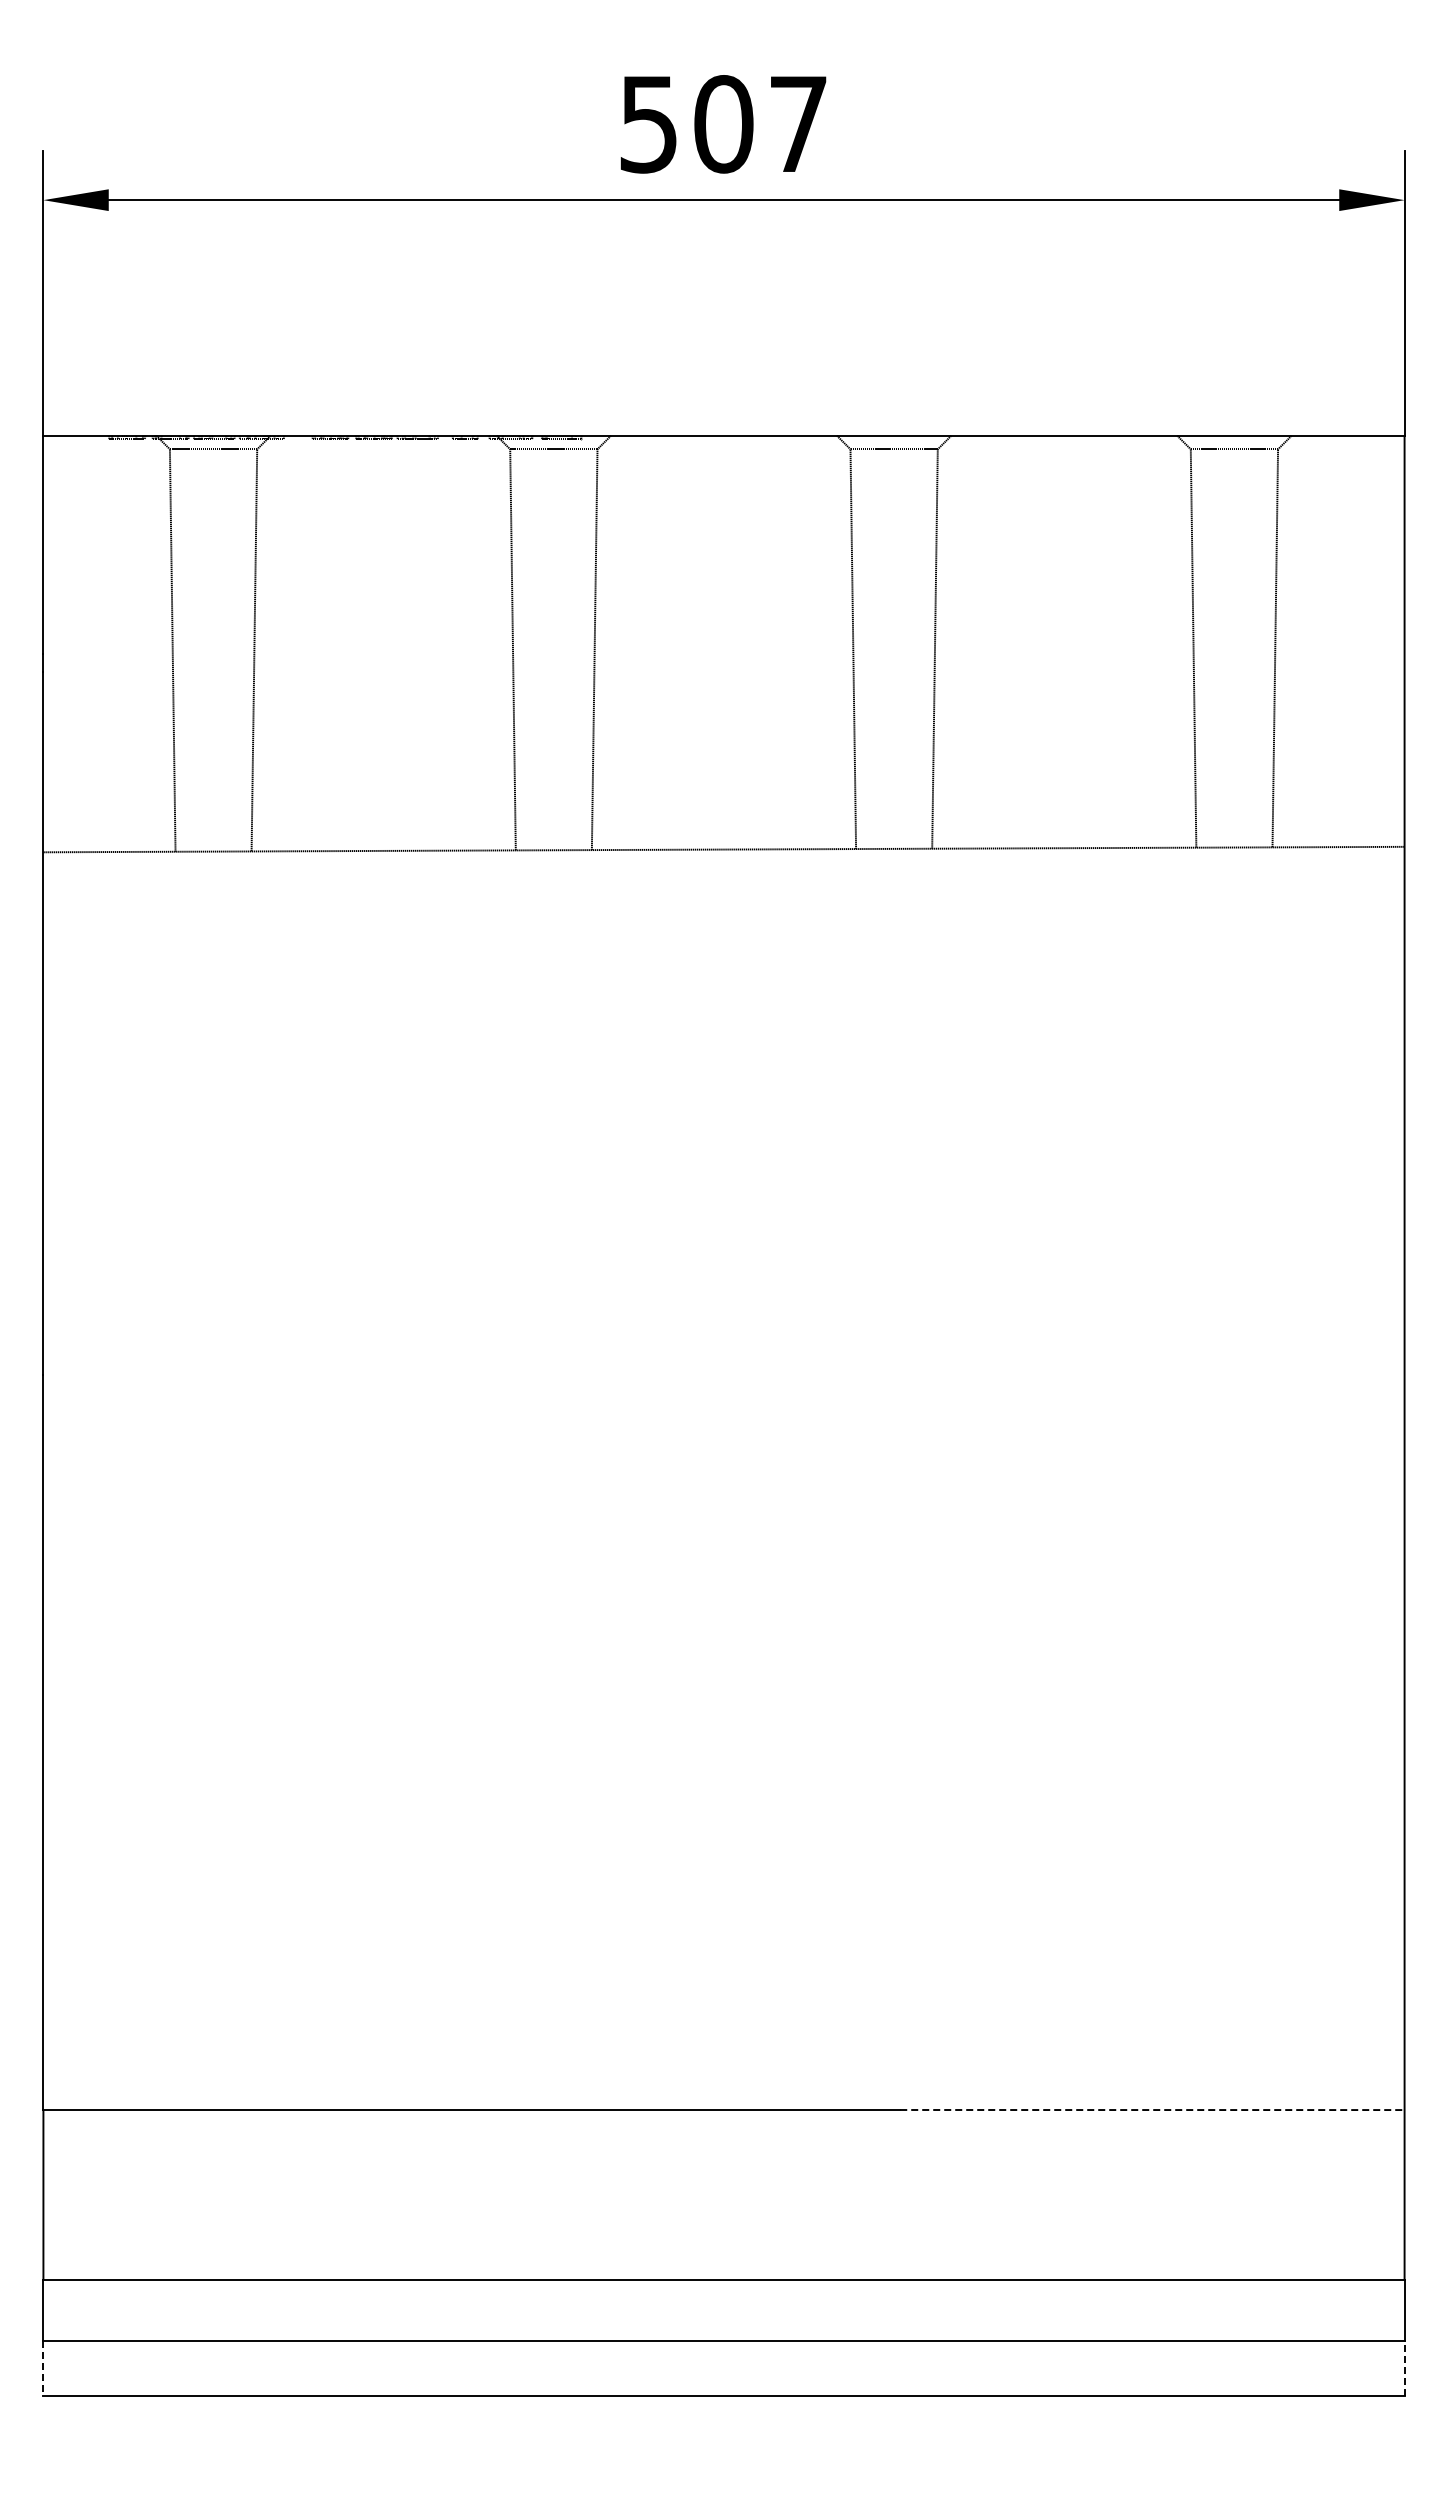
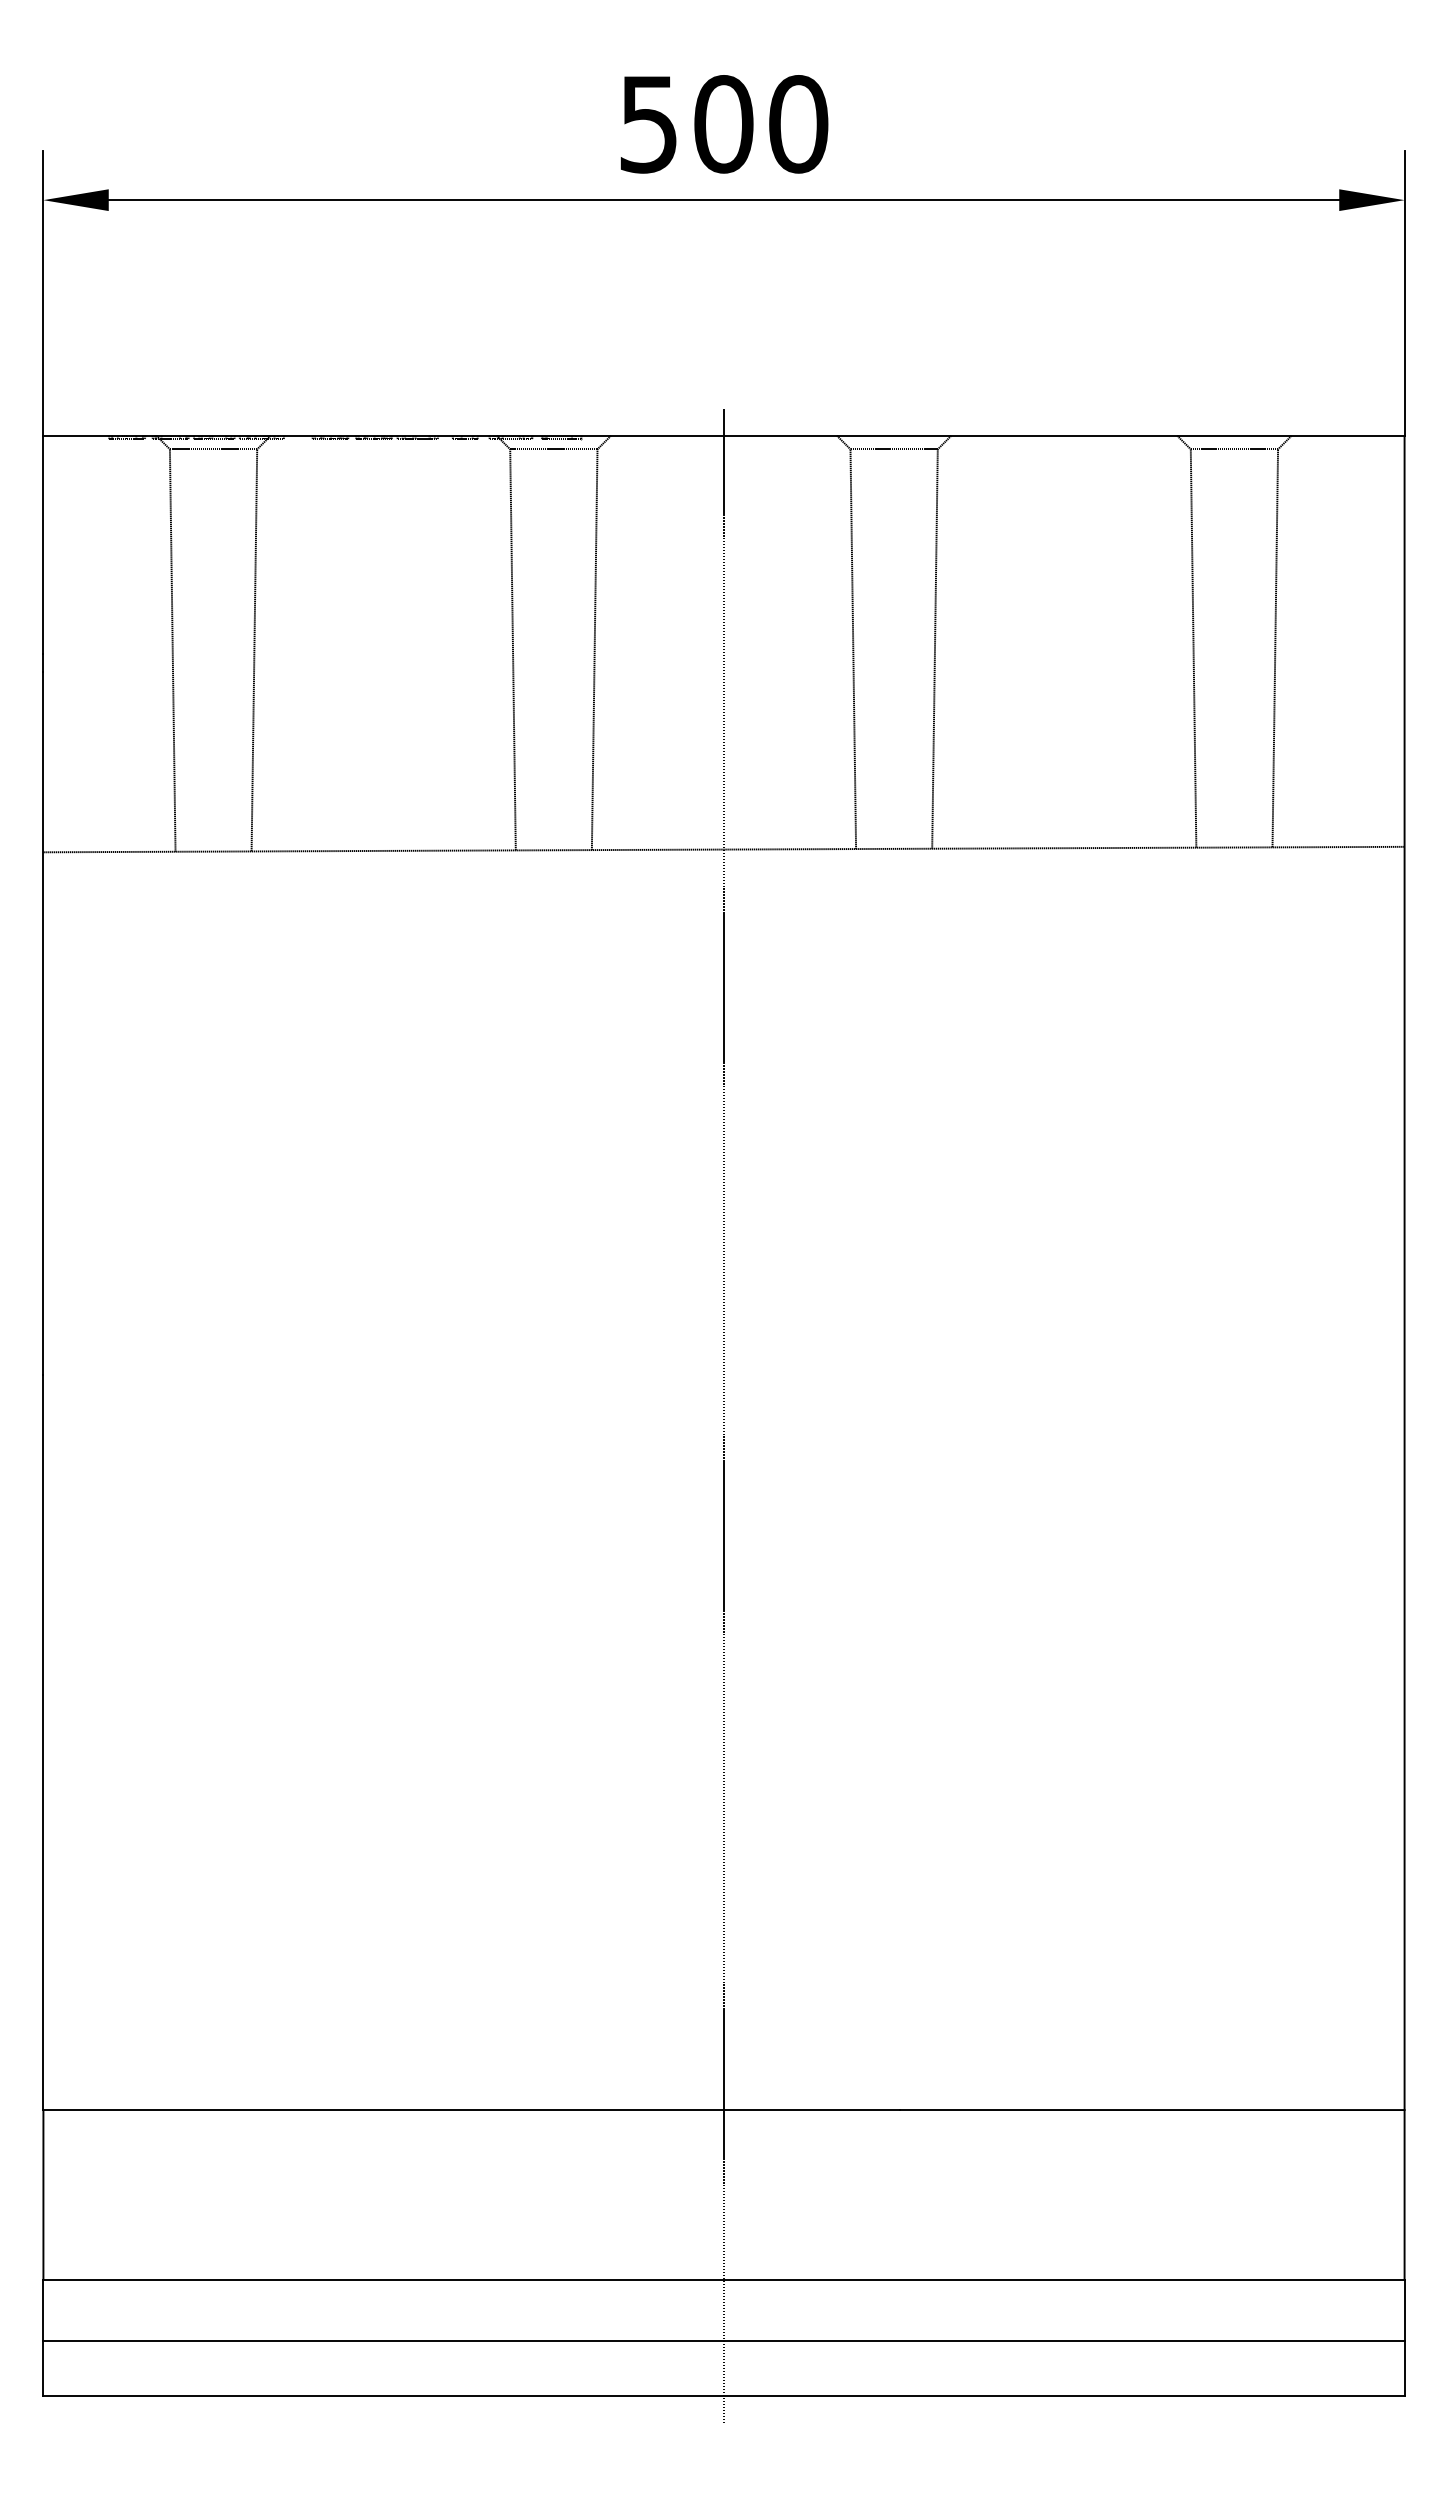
text: 507 -> 500 (798, 124)
line: none -> present (724, 1415)
line: dashed -> solid (1152, 2110)
line: dashed -> solid (1404, 2368)
line: dashed -> solid (43, 2369)
